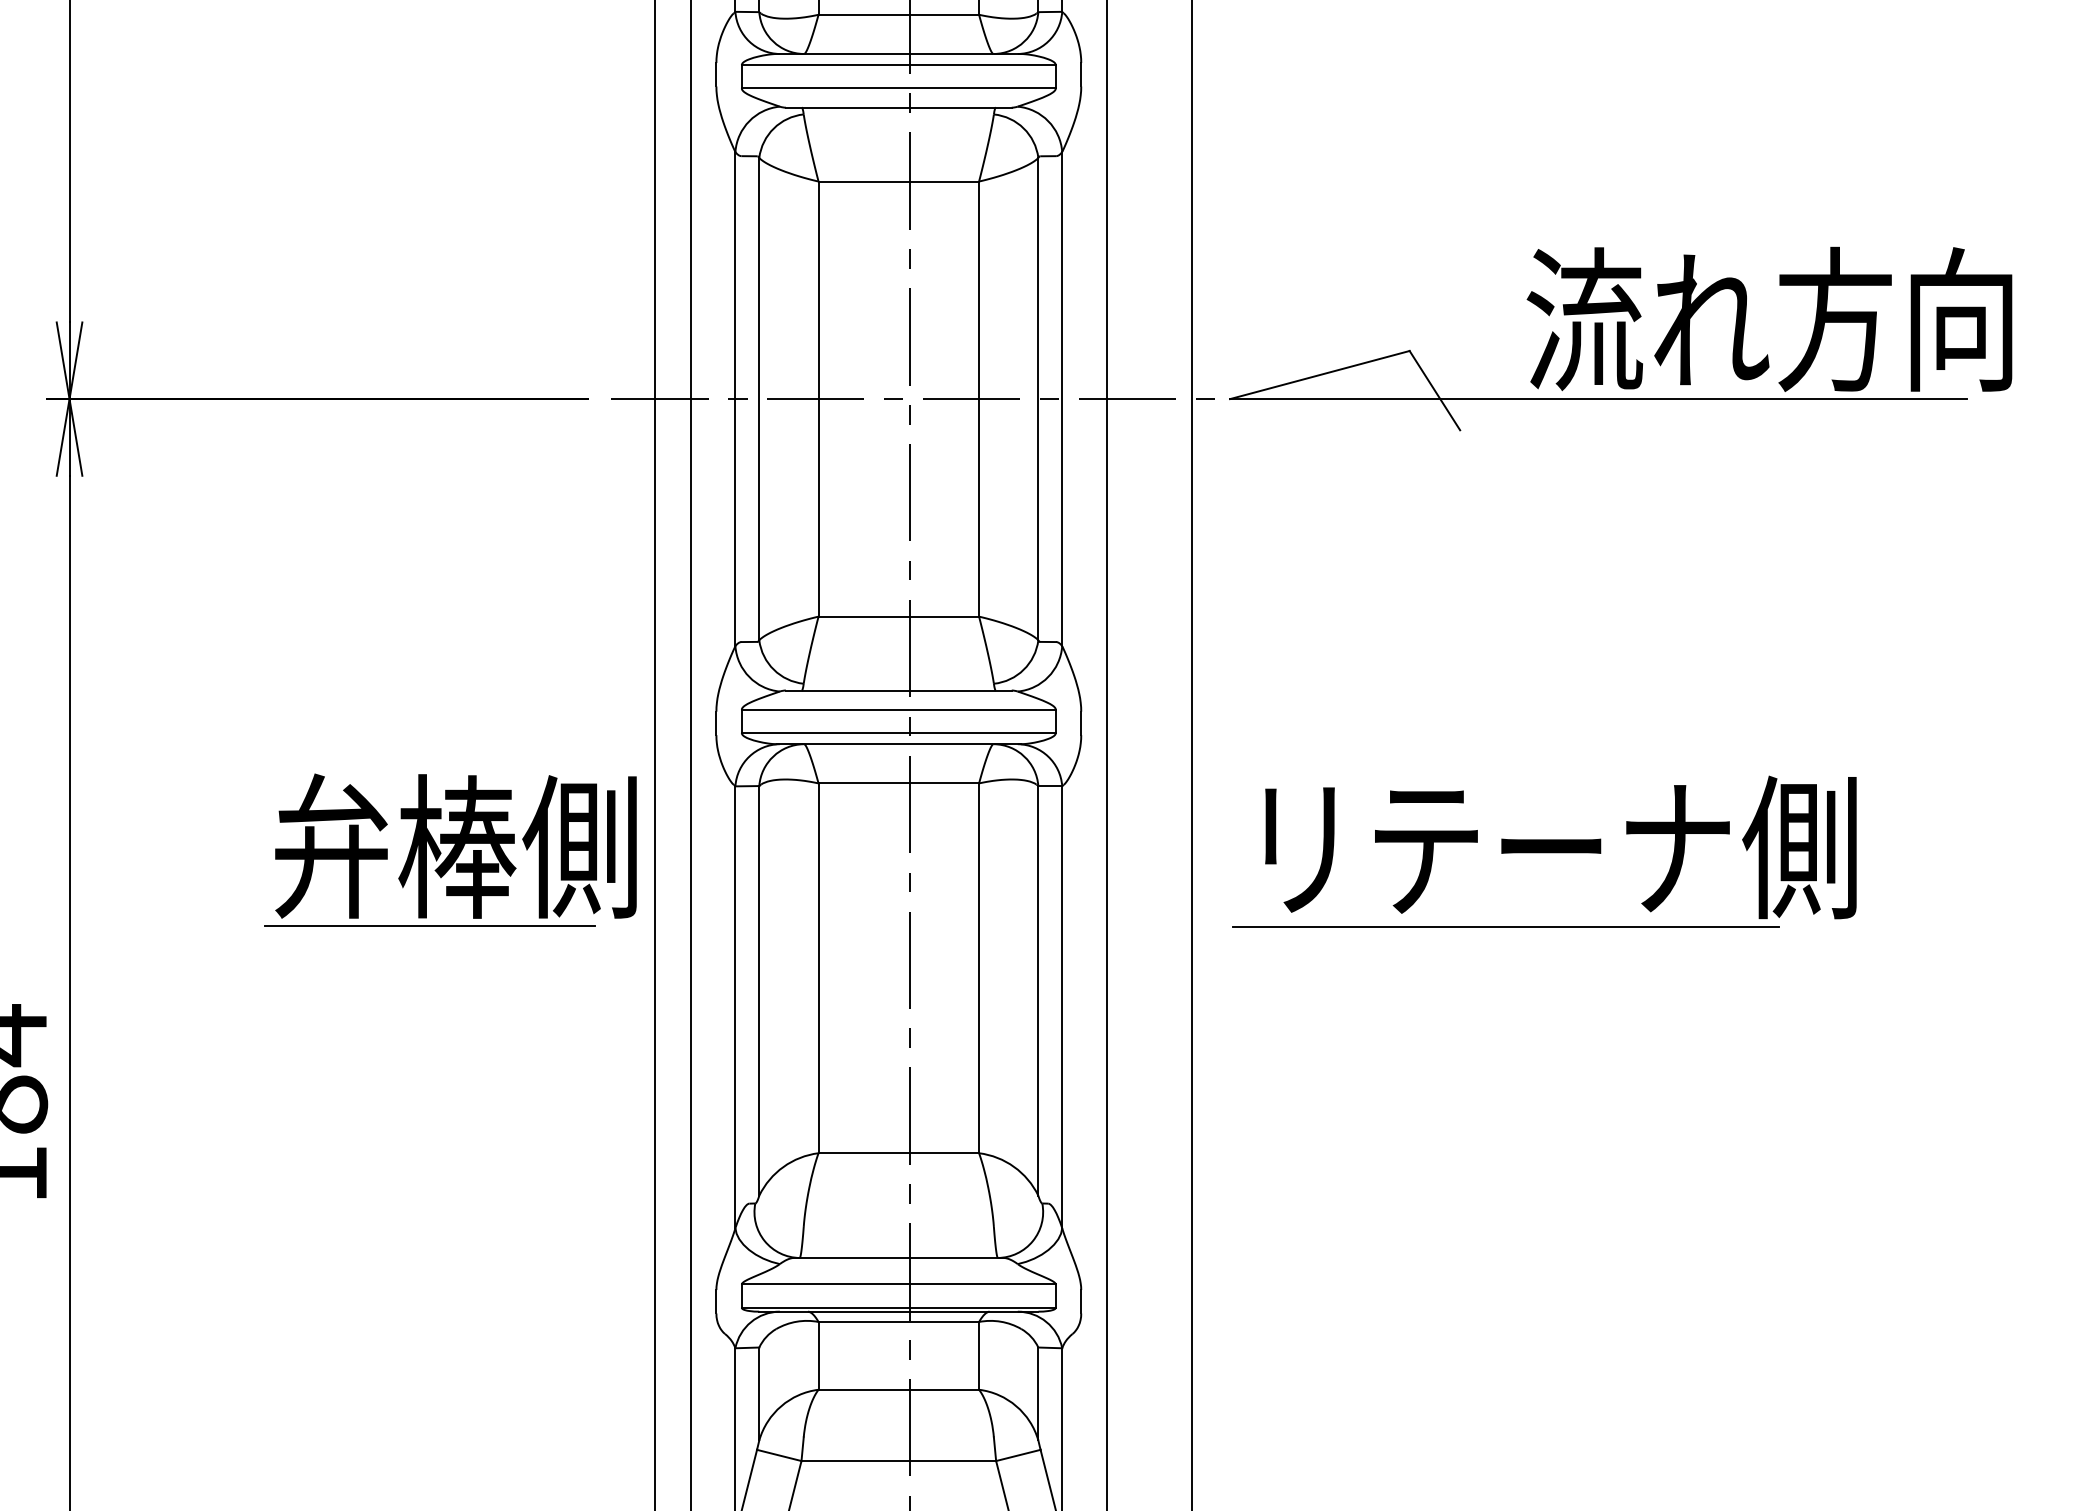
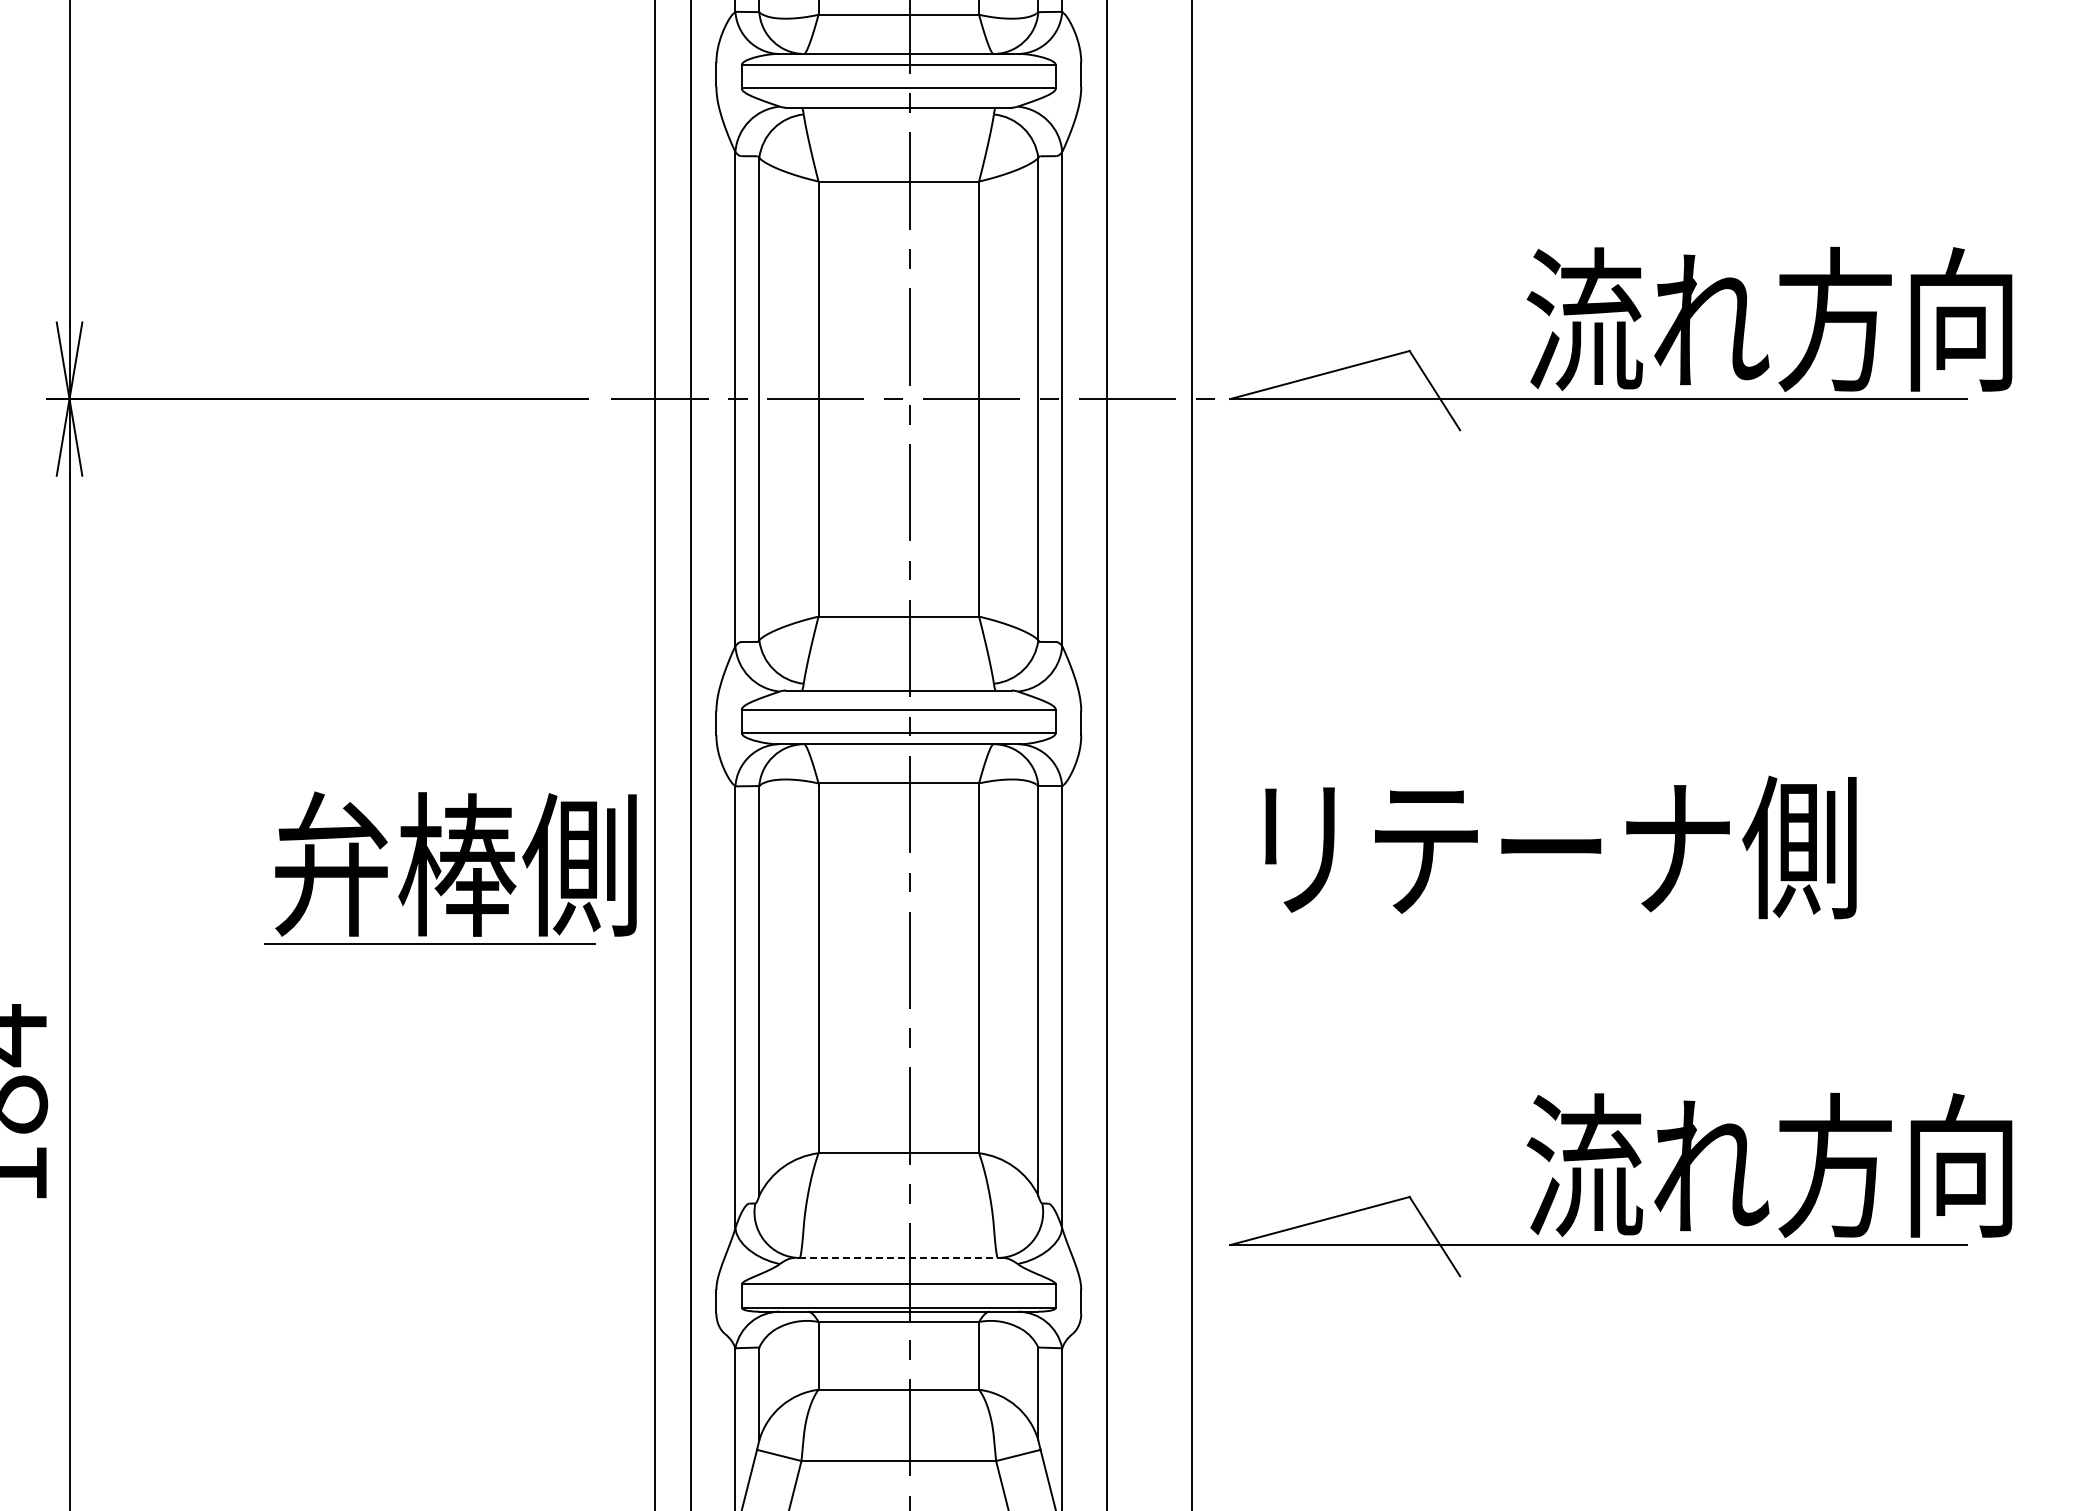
part position: (450, 849) -> (450, 867) (450, 867)
line: present -> none (1505, 926)
part: none -> present (1620, 1184)
line: solid -> dashed (898, 1258)
